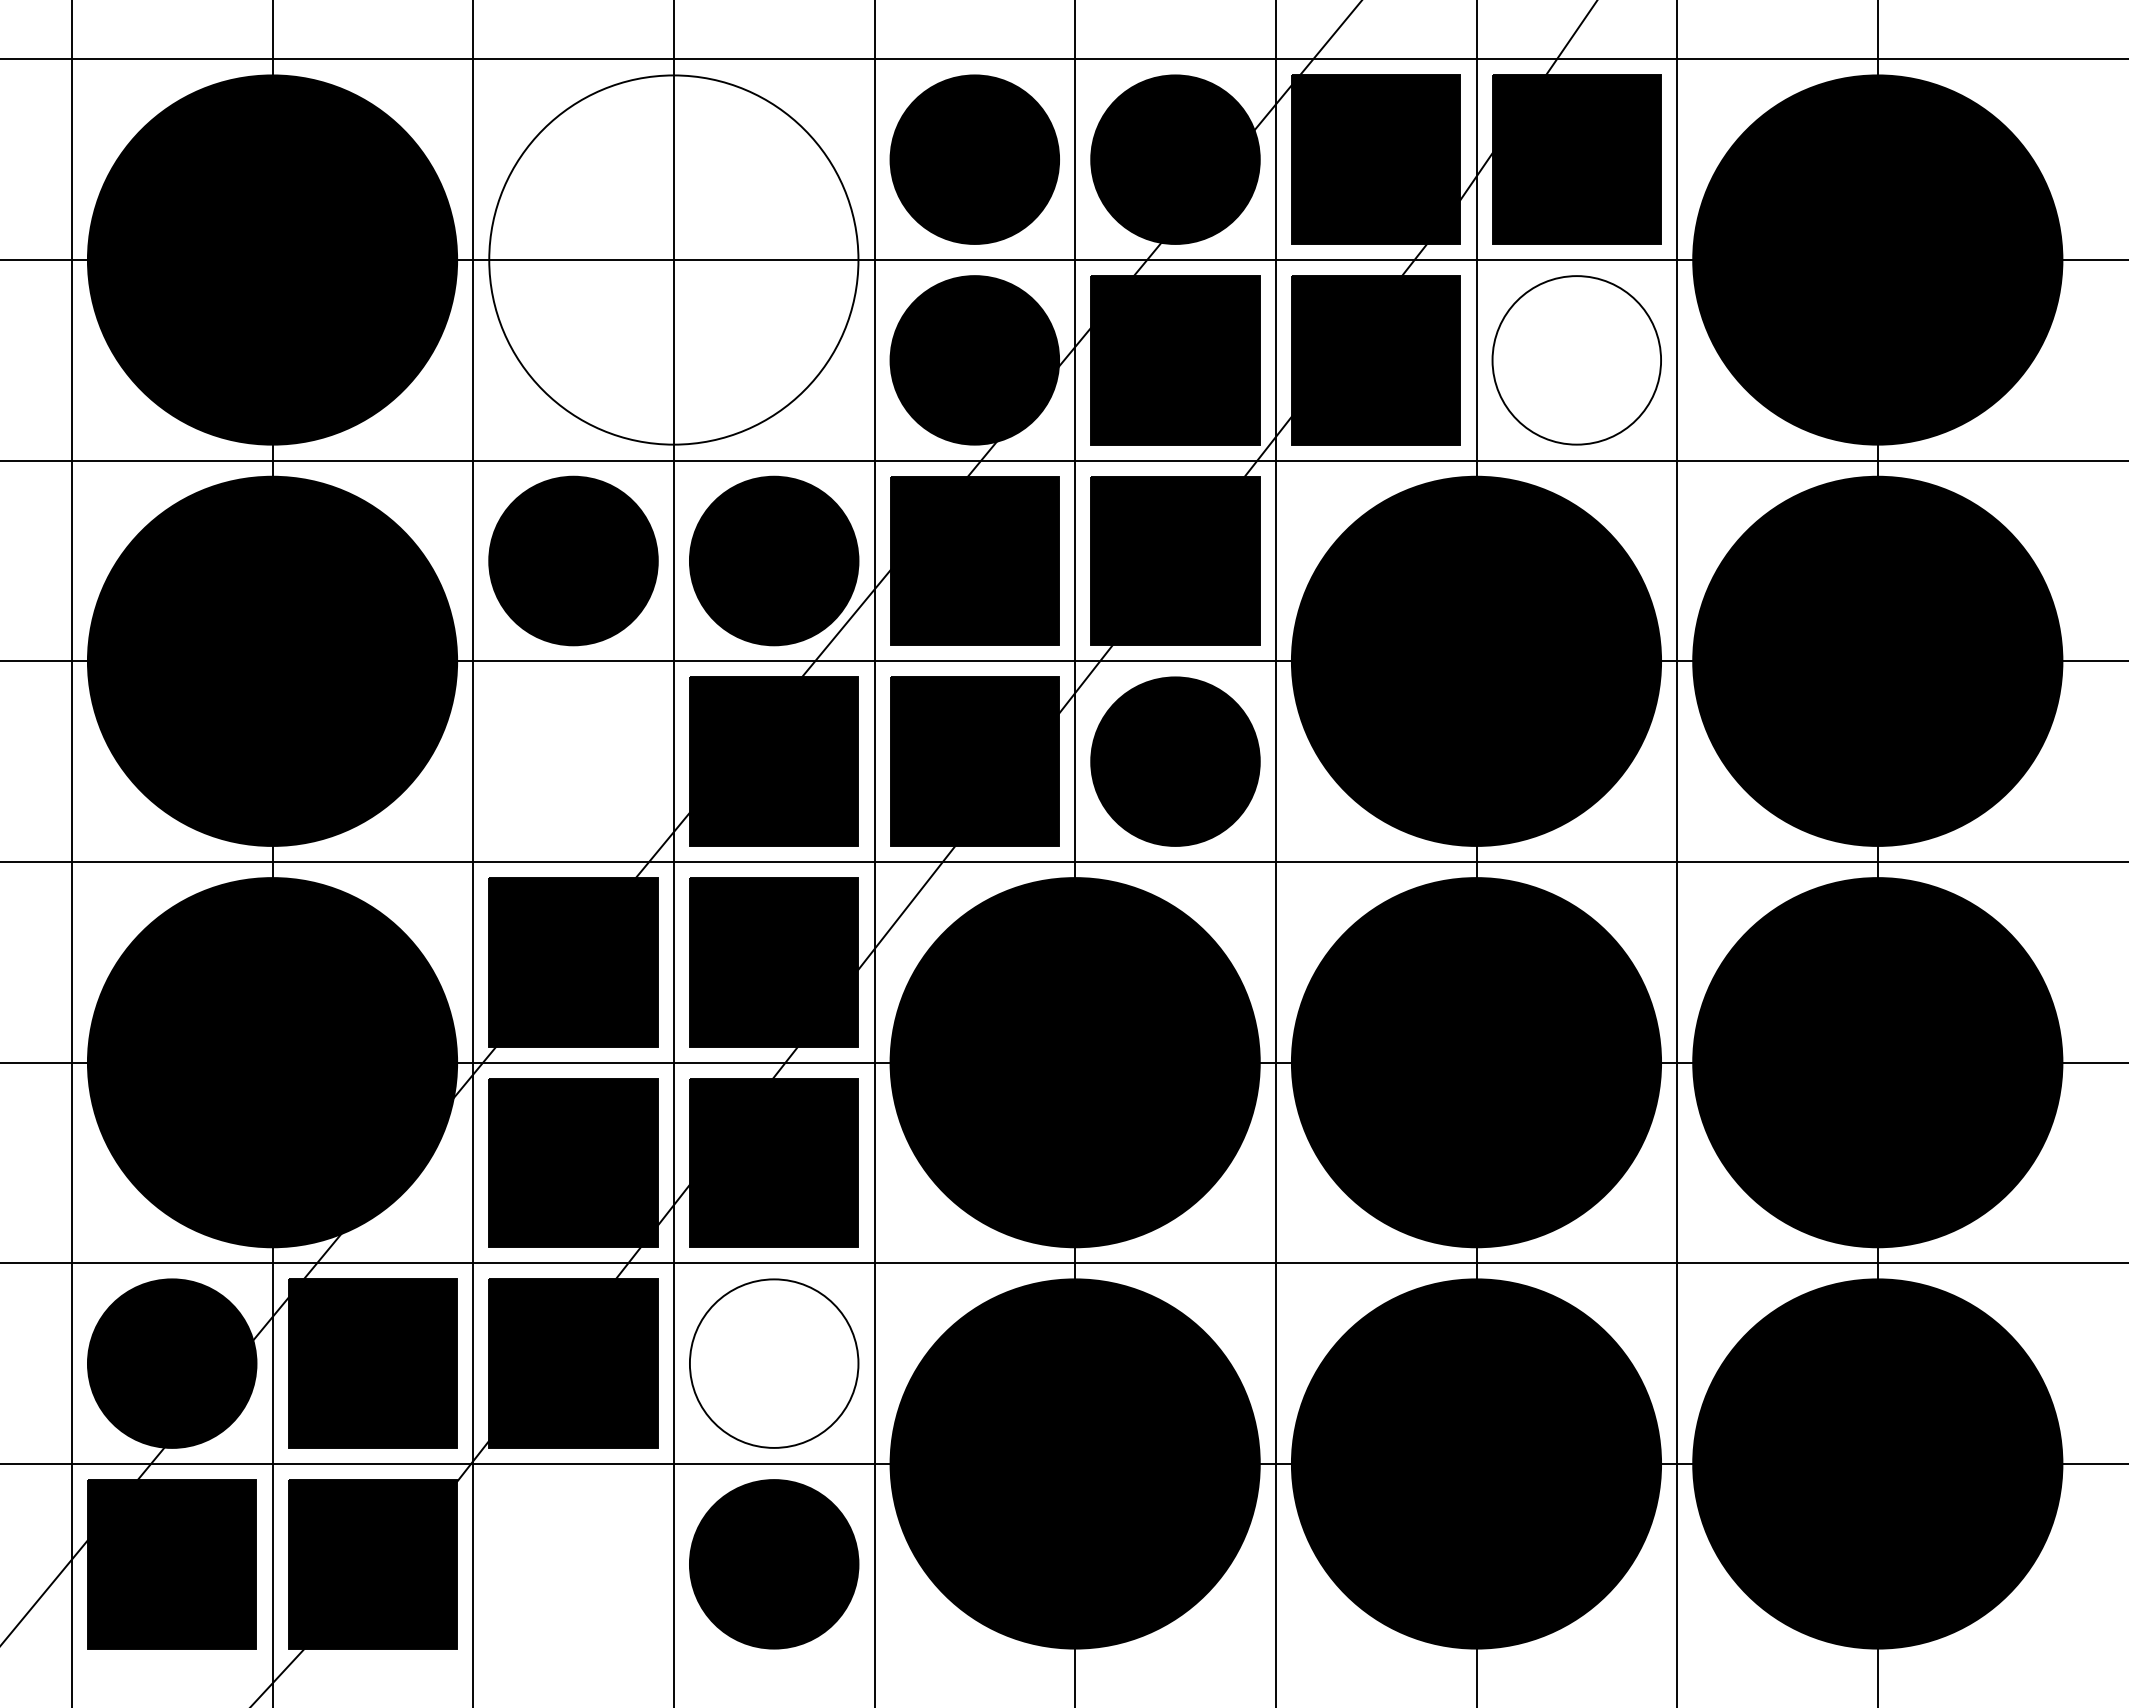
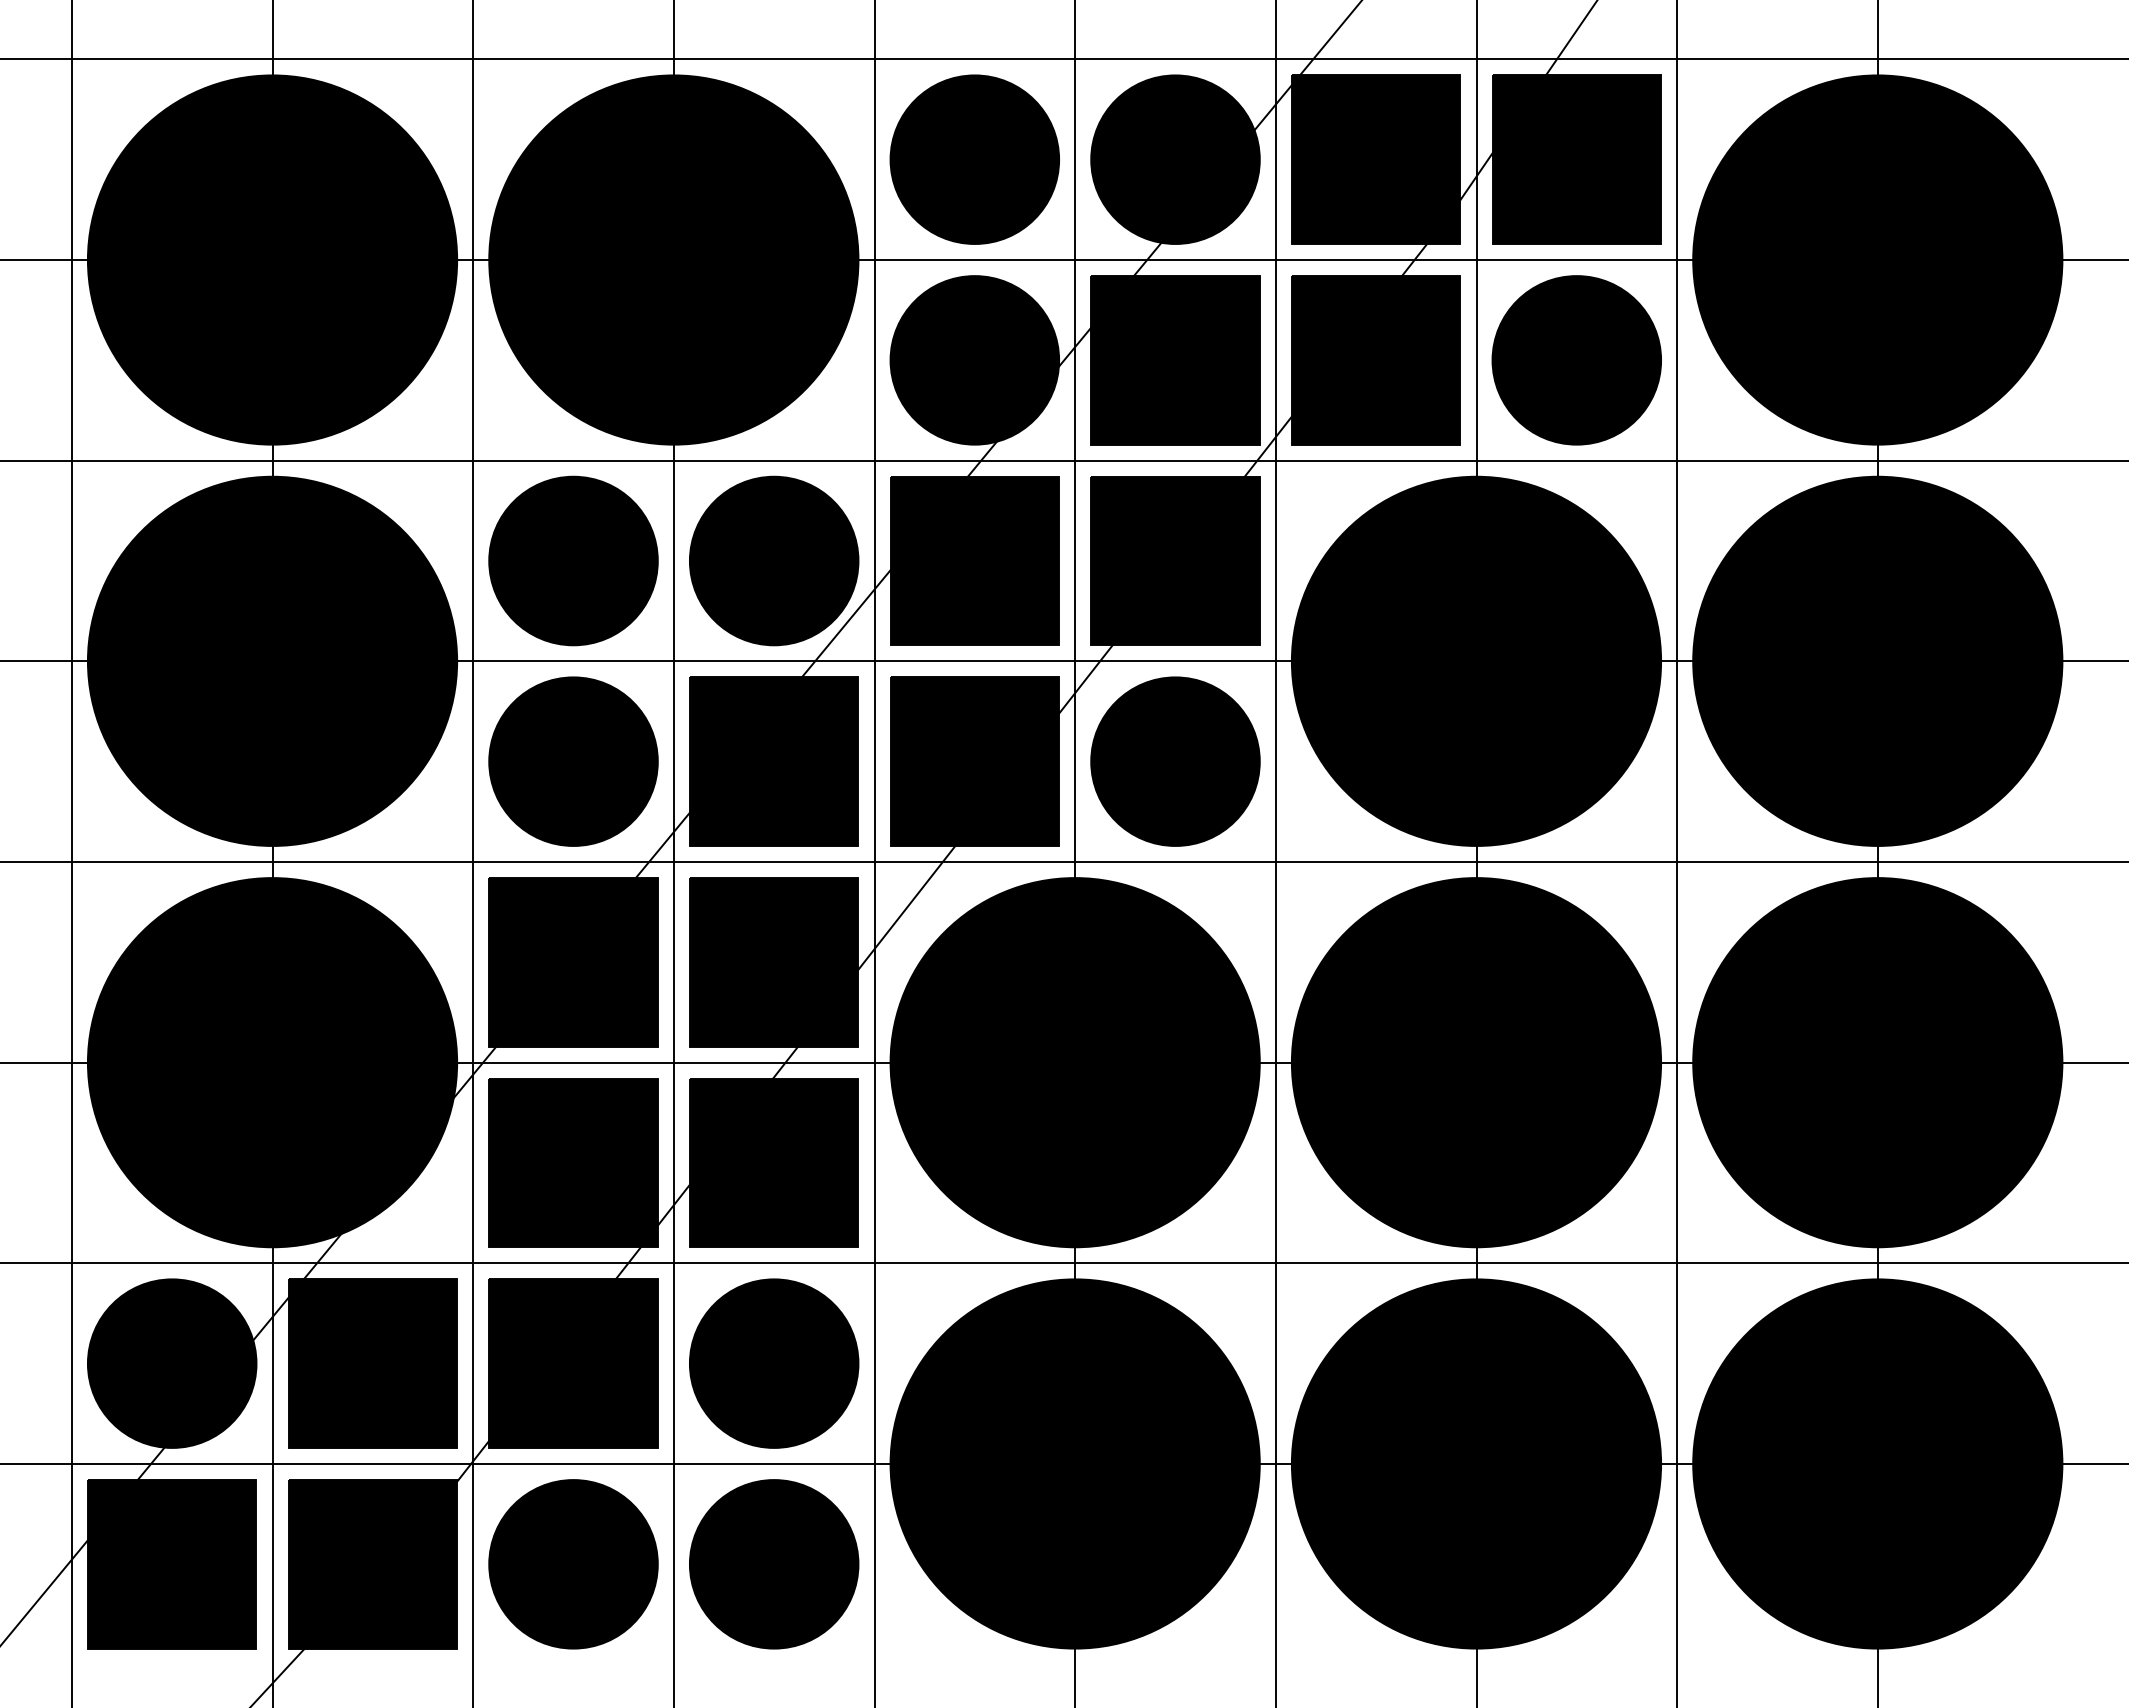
fill: none -> present (673, 259)
fill: none -> present (1576, 360)
part: none -> present (573, 761)
fill: none -> present (773, 1363)
part: none -> present (573, 1564)
